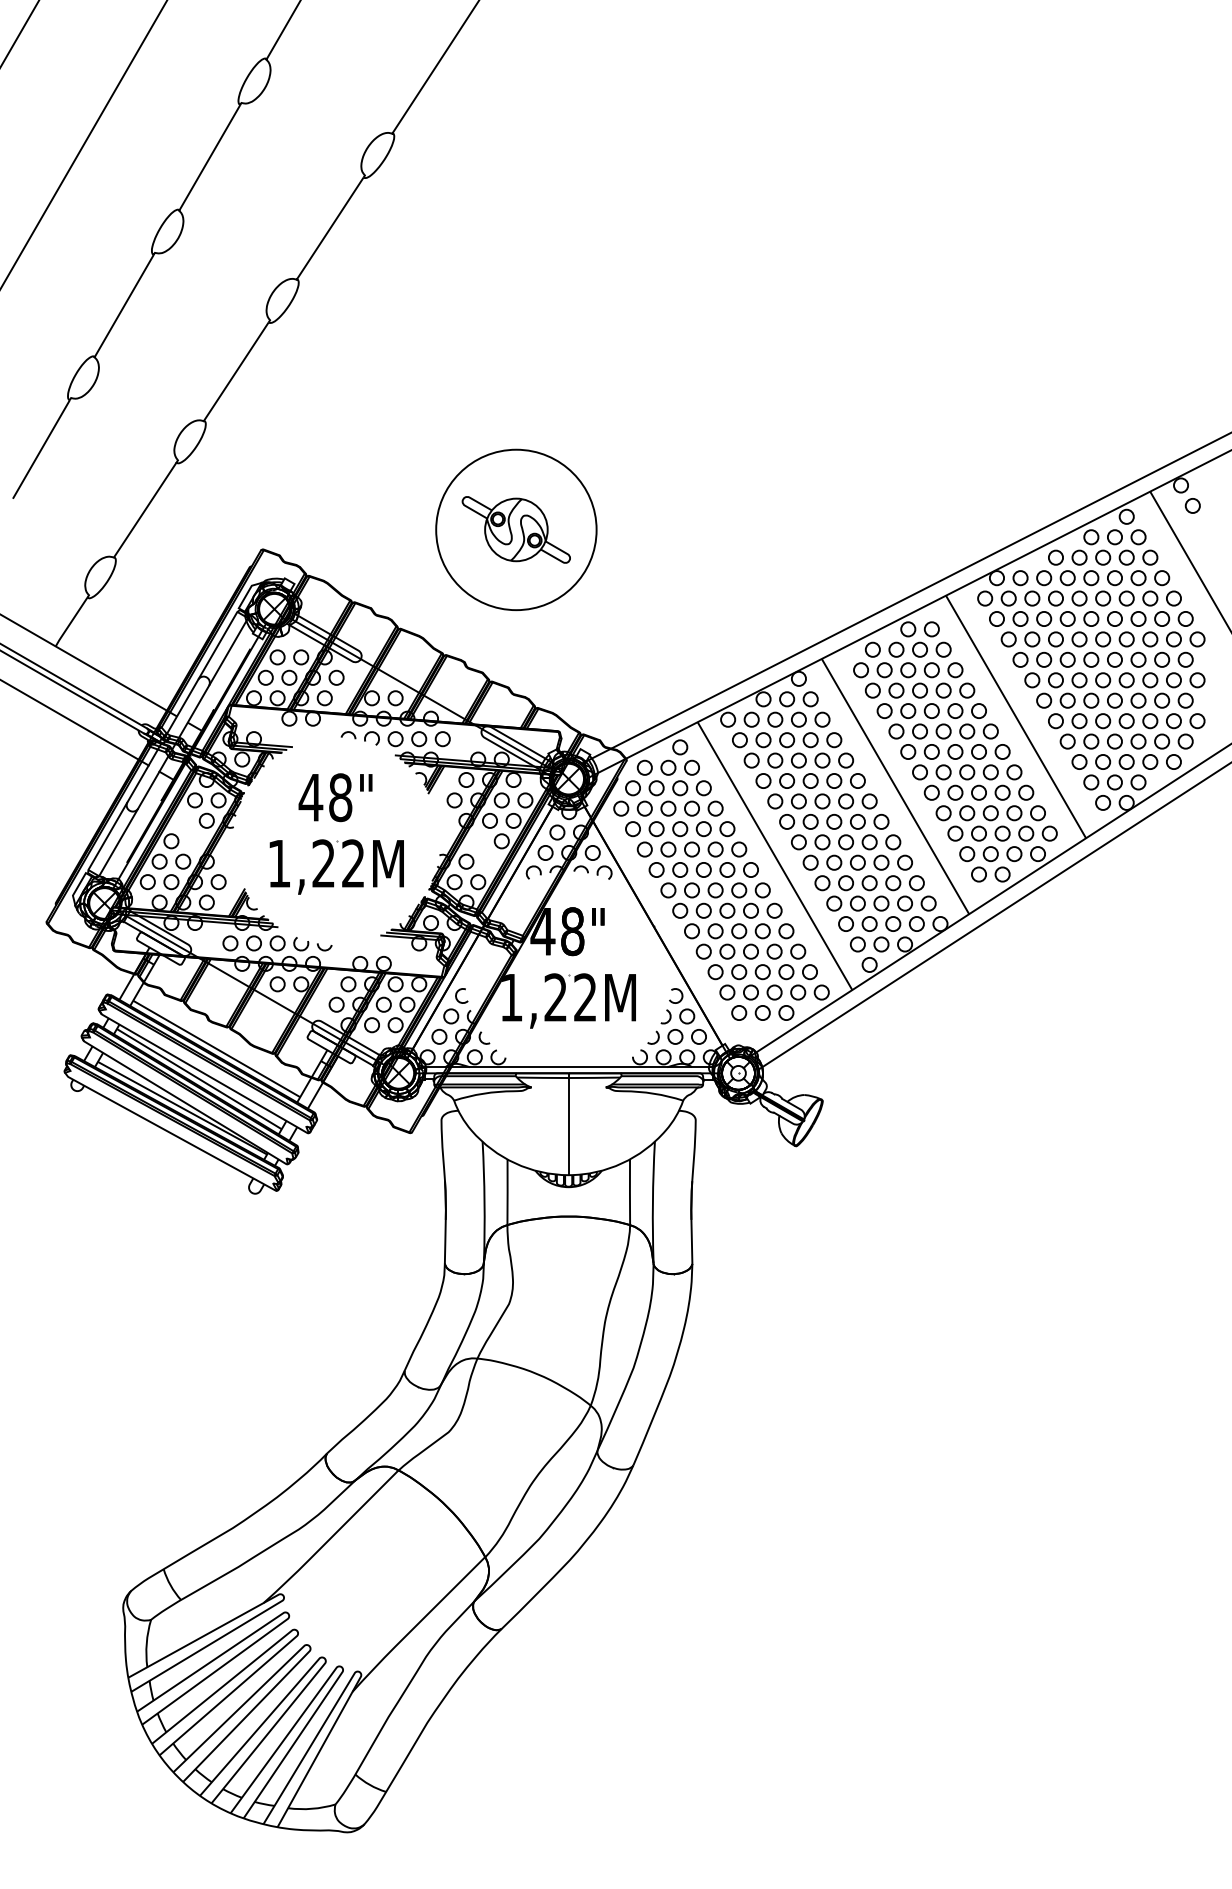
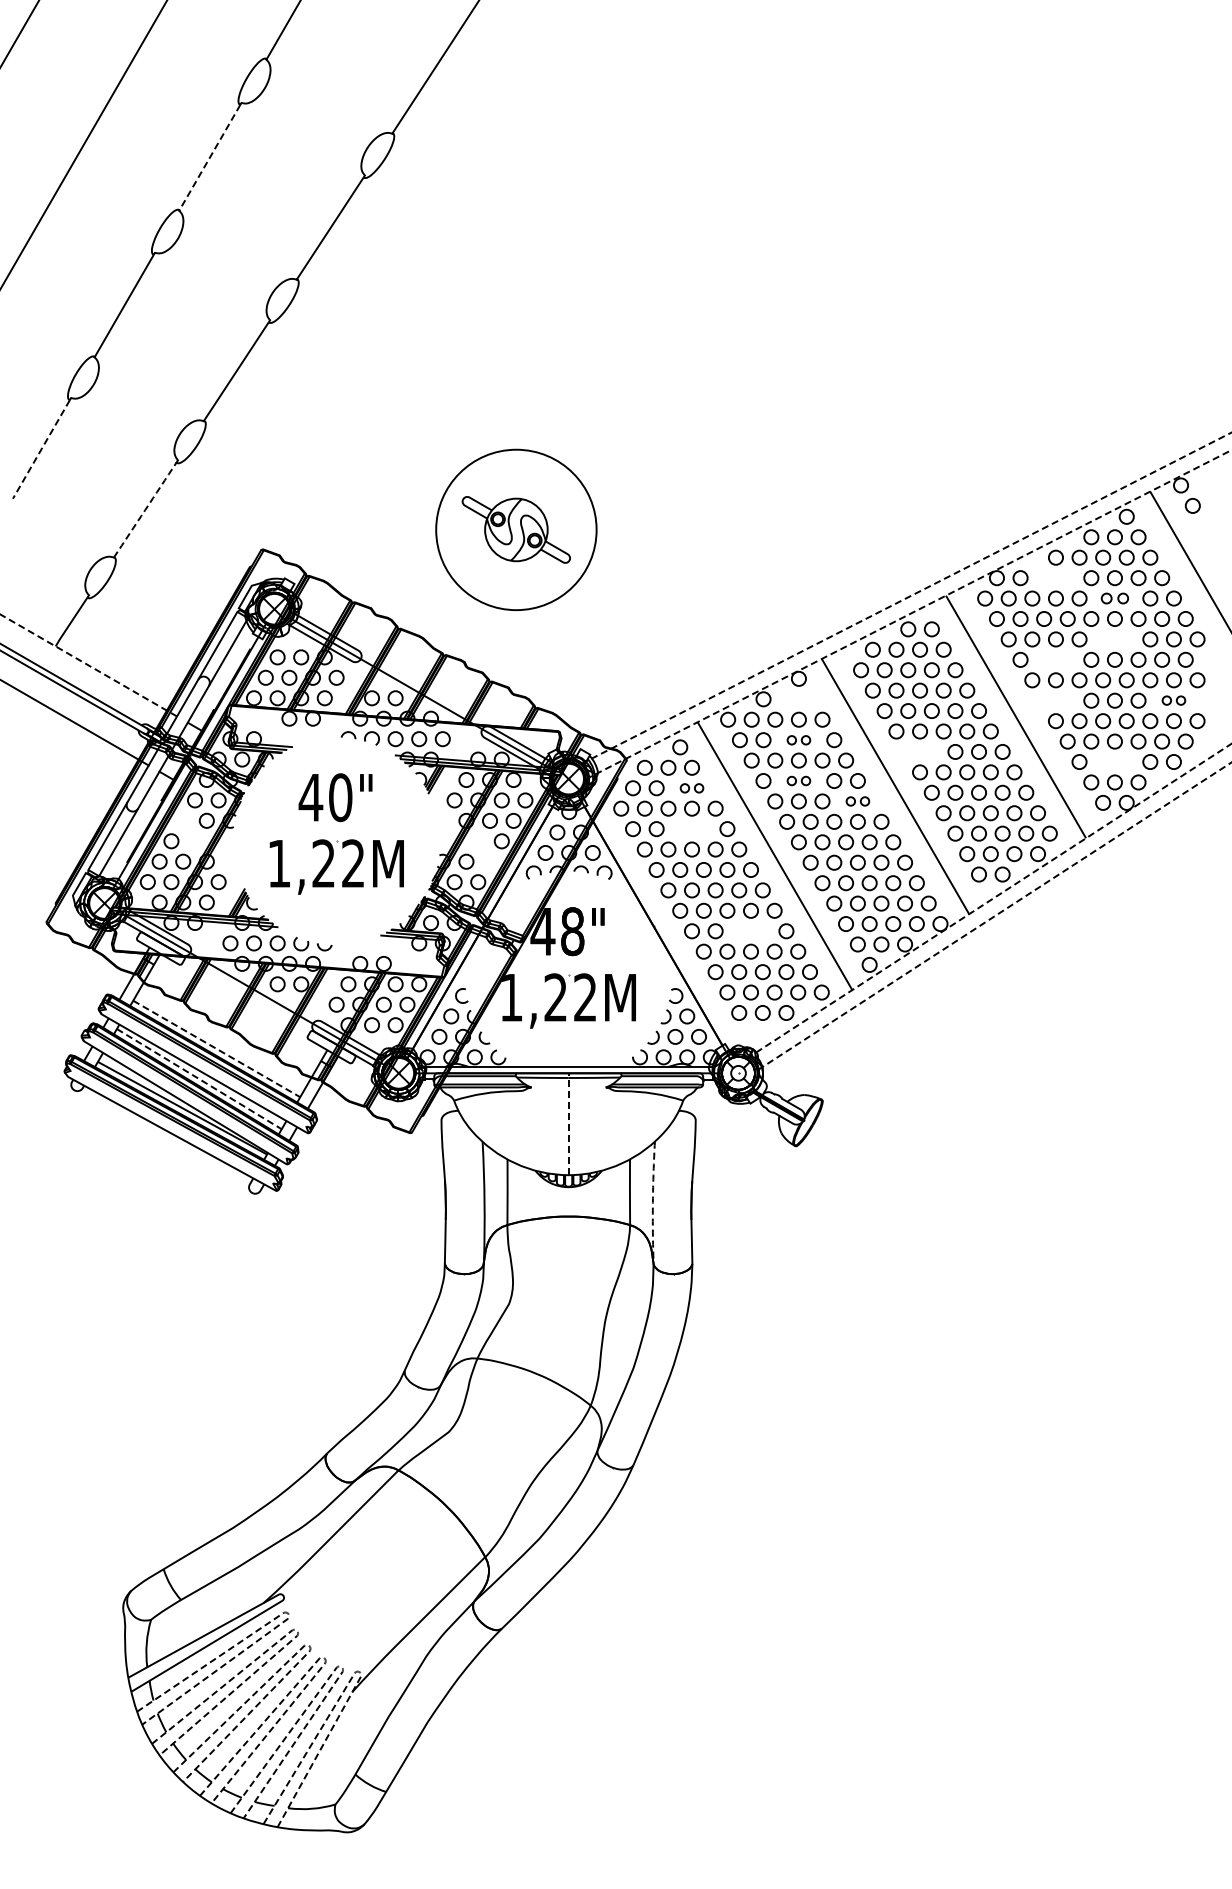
line: solid -> dashed (209, 157)
line: solid -> dashed (41, 449)
line: solid -> dashed (145, 510)
part: present -> none (1055, 578)
line: solid -> dashed (906, 598)
part size: 40x17 px -> 30x13 px (1114, 598)
line: solid -> dashed (910, 613)
part: present -> none (1114, 639)
part: present -> none (1055, 659)
line: solid -> dashed (88, 665)
part: present -> none (798, 699)
part: present -> none (1055, 700)
part size: 40x17 px -> 26x11 px (1173, 700)
part size: 40x17 px -> 26x11 px (798, 740)
part: present -> none (919, 751)
part: present -> none (1114, 761)
part size: 40x16 px -> 26x12 px (798, 780)
part size: 40x17 px -> 26x11 px (691, 788)
text: 48" -> 40" (340, 797)
part size: 40x17 px -> 26x11 px (857, 801)
part: present -> none (691, 829)
line: solid -> dashed (990, 900)
line: solid -> dashed (995, 915)
part: present -> none (750, 931)
line: solid -> dashed (217, 1049)
line: solid -> dashed (199, 1079)
line: solid -> dashed (568, 1124)
line: solid -> dashed (652, 1202)
line: solid -> dashed (289, 1615)
line: solid -> dashed (297, 1631)
line: solid -> dashed (309, 1646)
line: solid -> dashed (324, 1658)
line: solid -> dashed (341, 1666)
line: solid -> dashed (358, 1671)
